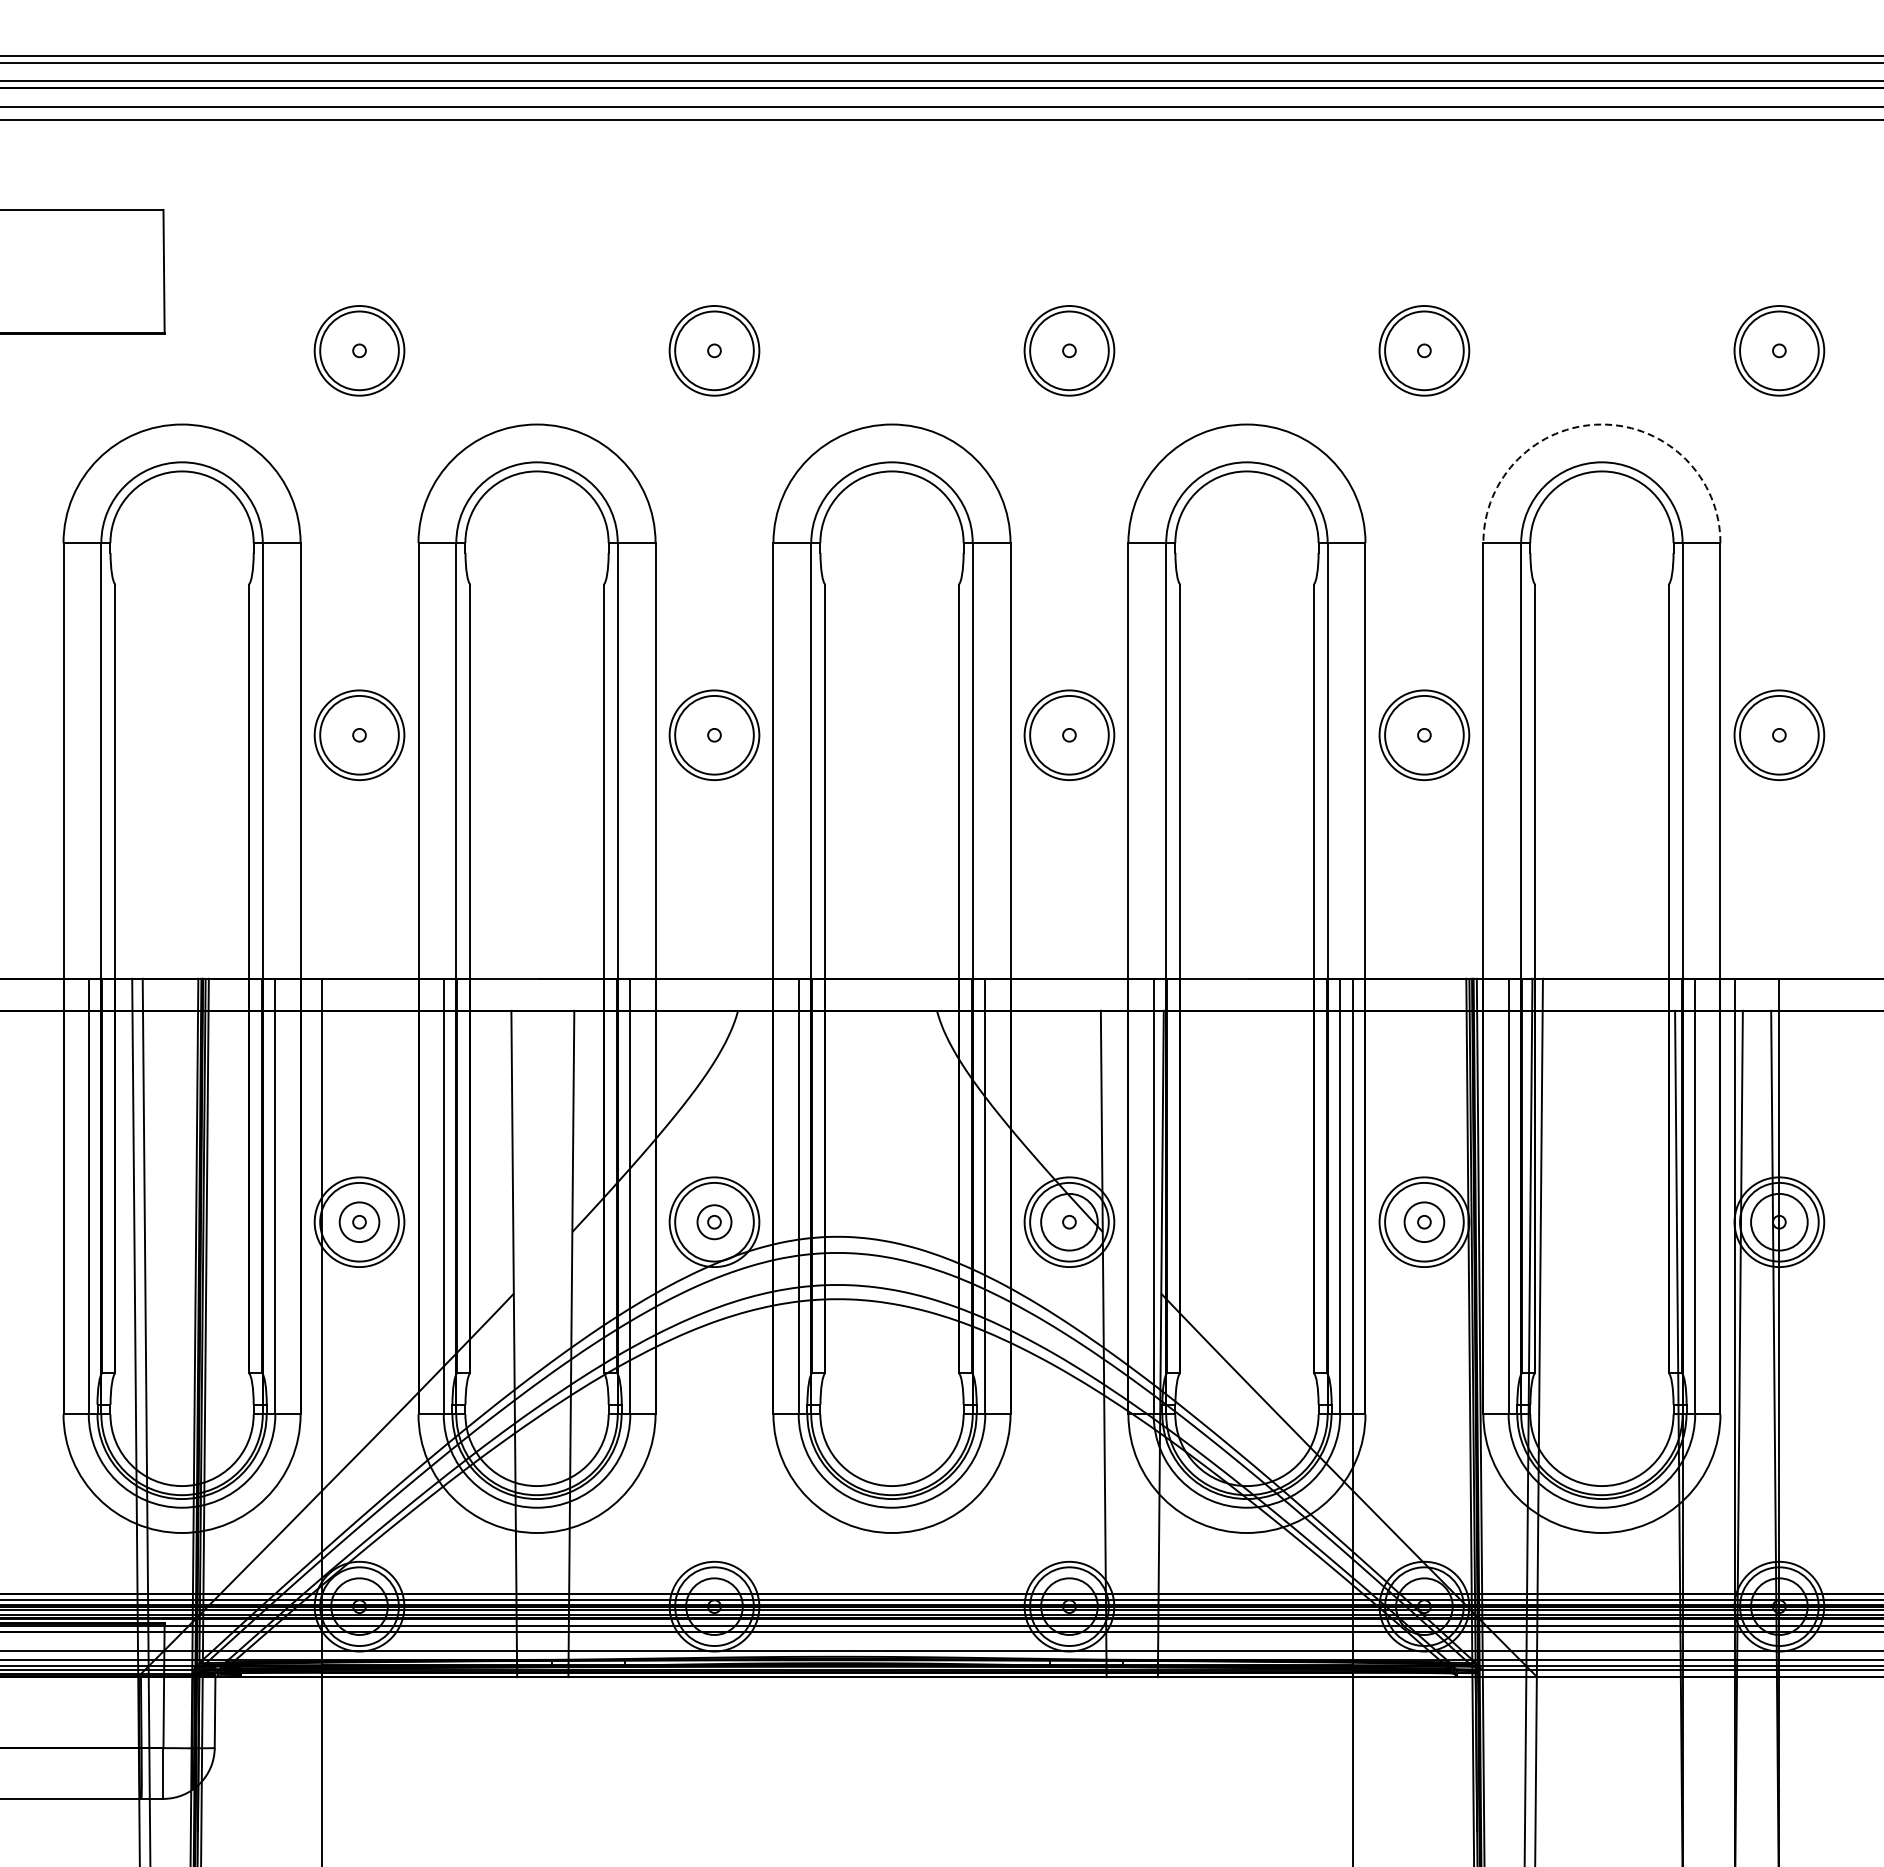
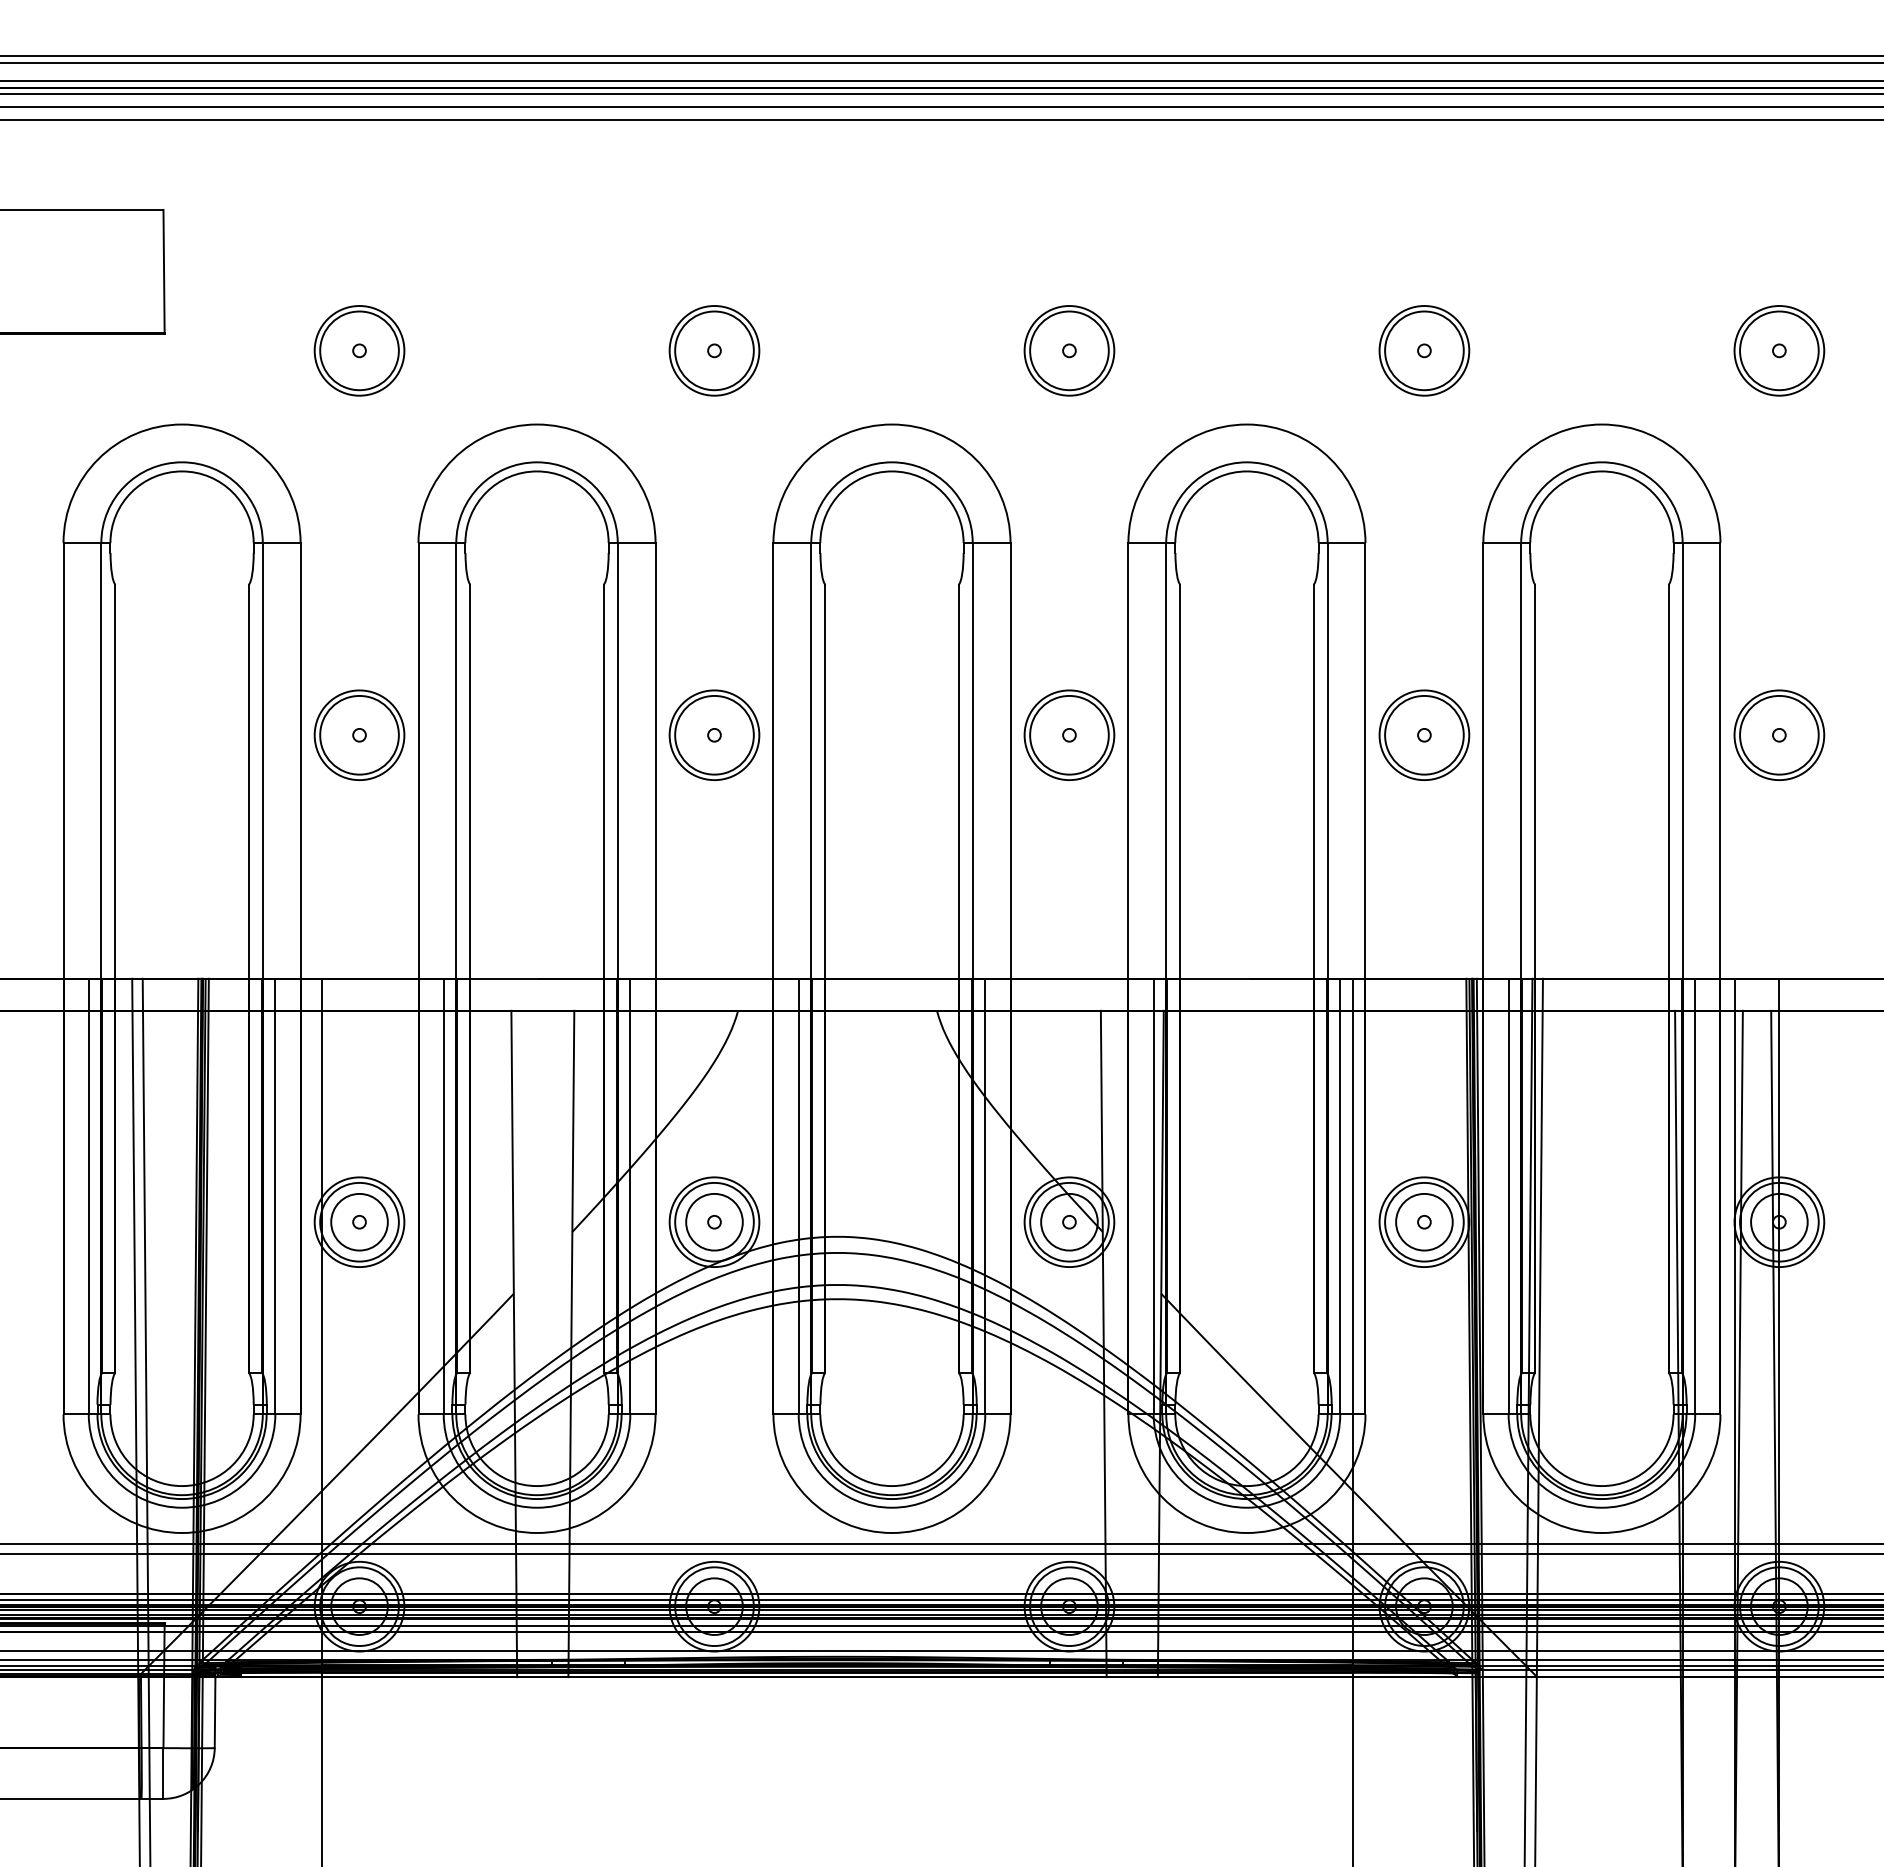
line: none -> present (941, 94)
arc: dashed -> solid (1601, 424)
circle diameter: 40 px -> 57 px (359, 1221)
circle diameter: 34 px -> 57 px (714, 1221)
circle diameter: 40 px -> 57 px (1424, 1221)
line: none -> present (941, 1544)
line: none -> present (941, 1554)
